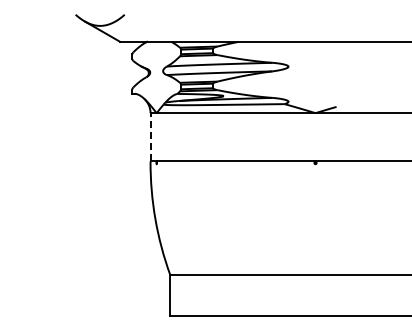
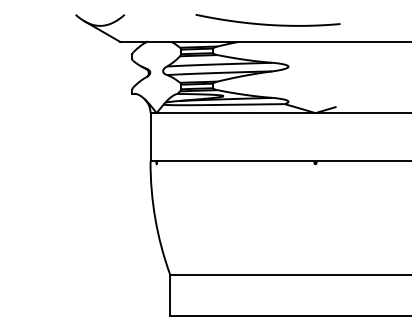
curve: none -> present (267, 23)
line: dashed -> solid (150, 136)
